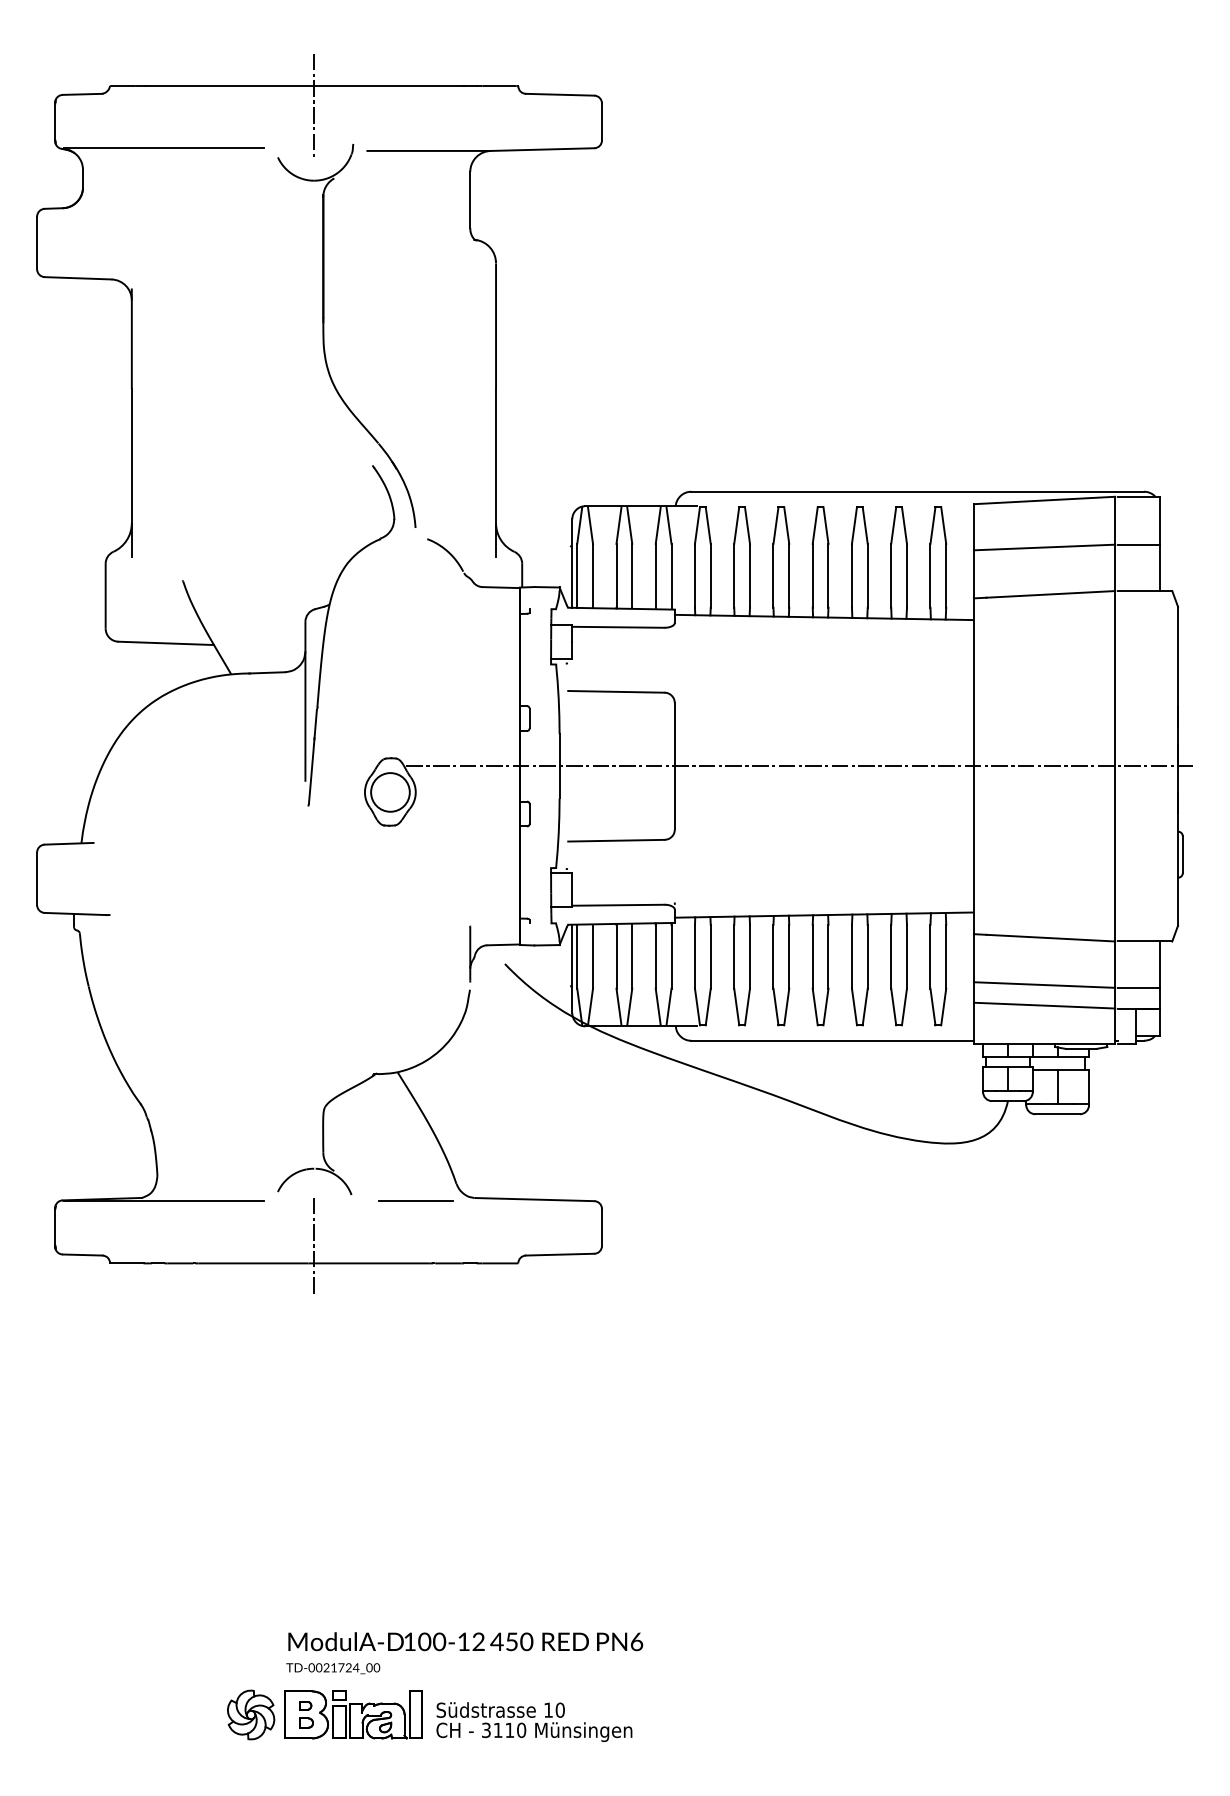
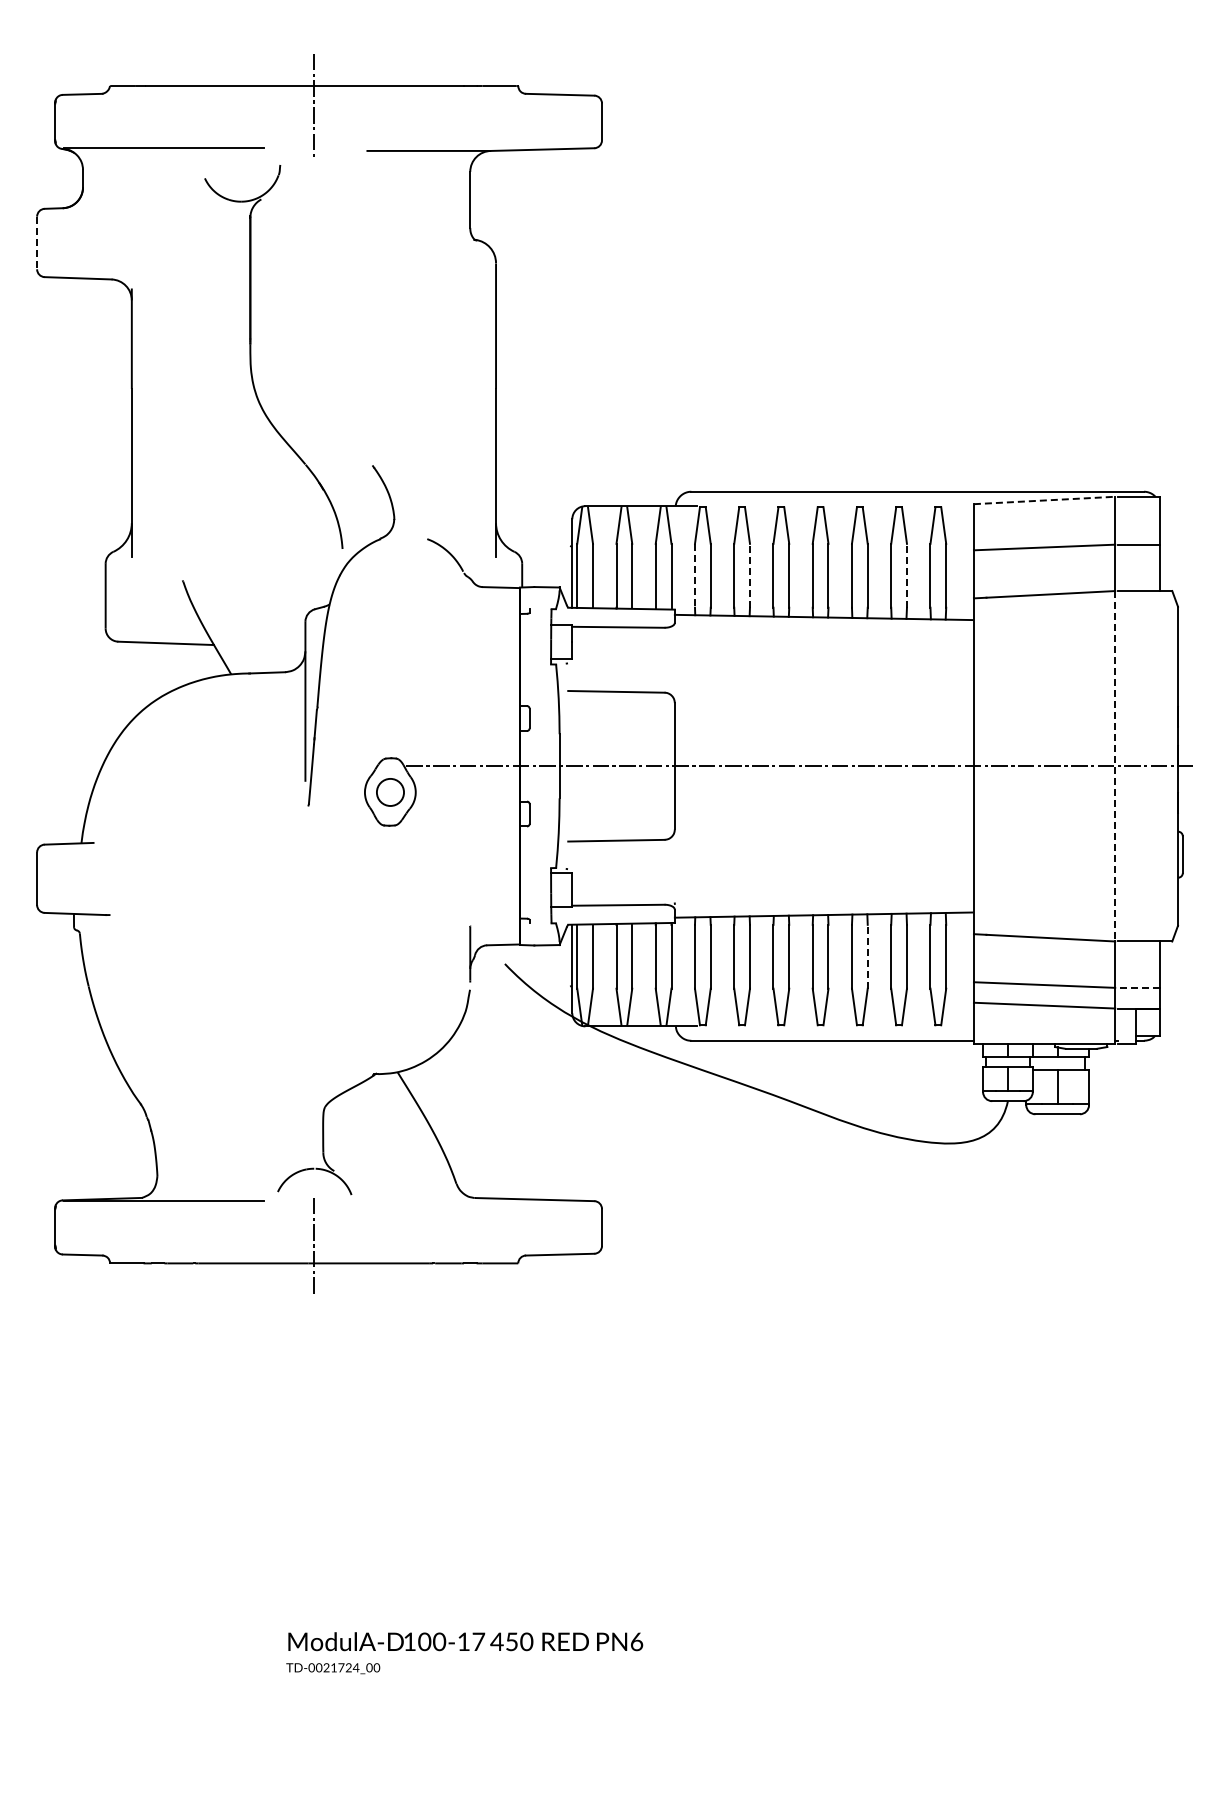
line: solid -> dashed (37, 243)
part position: (324, 335) -> (251, 356) (251, 356)
line: solid -> dashed (1044, 500)
line: solid -> dashed (694, 575)
line: solid -> dashed (749, 575)
line: solid -> dashed (906, 575)
line: solid -> dashed (1115, 766)
circle diameter: 39 px -> 27 px (390, 791)
line: solid -> dashed (867, 956)
line: solid -> dashed (1138, 987)
line: present -> none (415, 1201)
text: 100-12 -> 100-17 (478, 1641)
part: present -> none (422, 1715)
